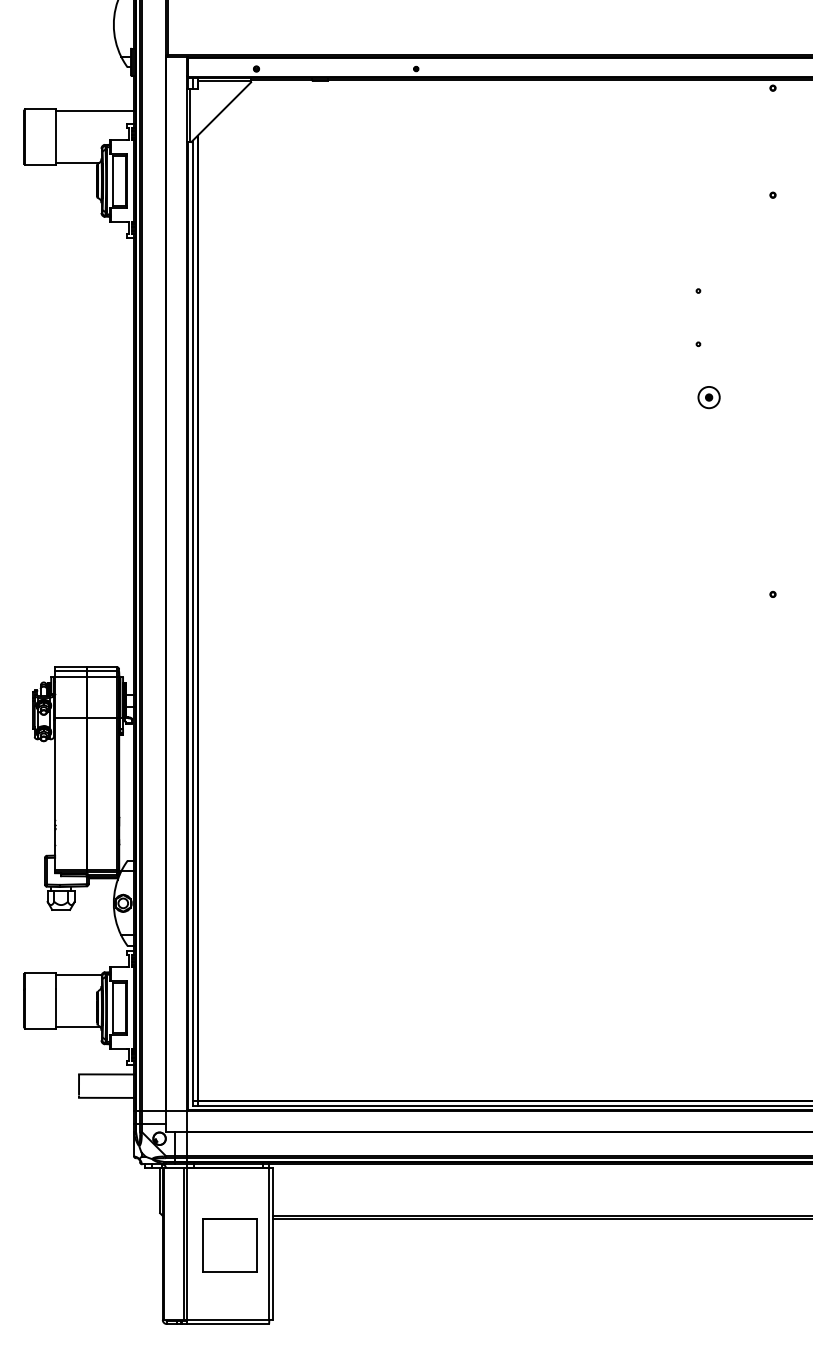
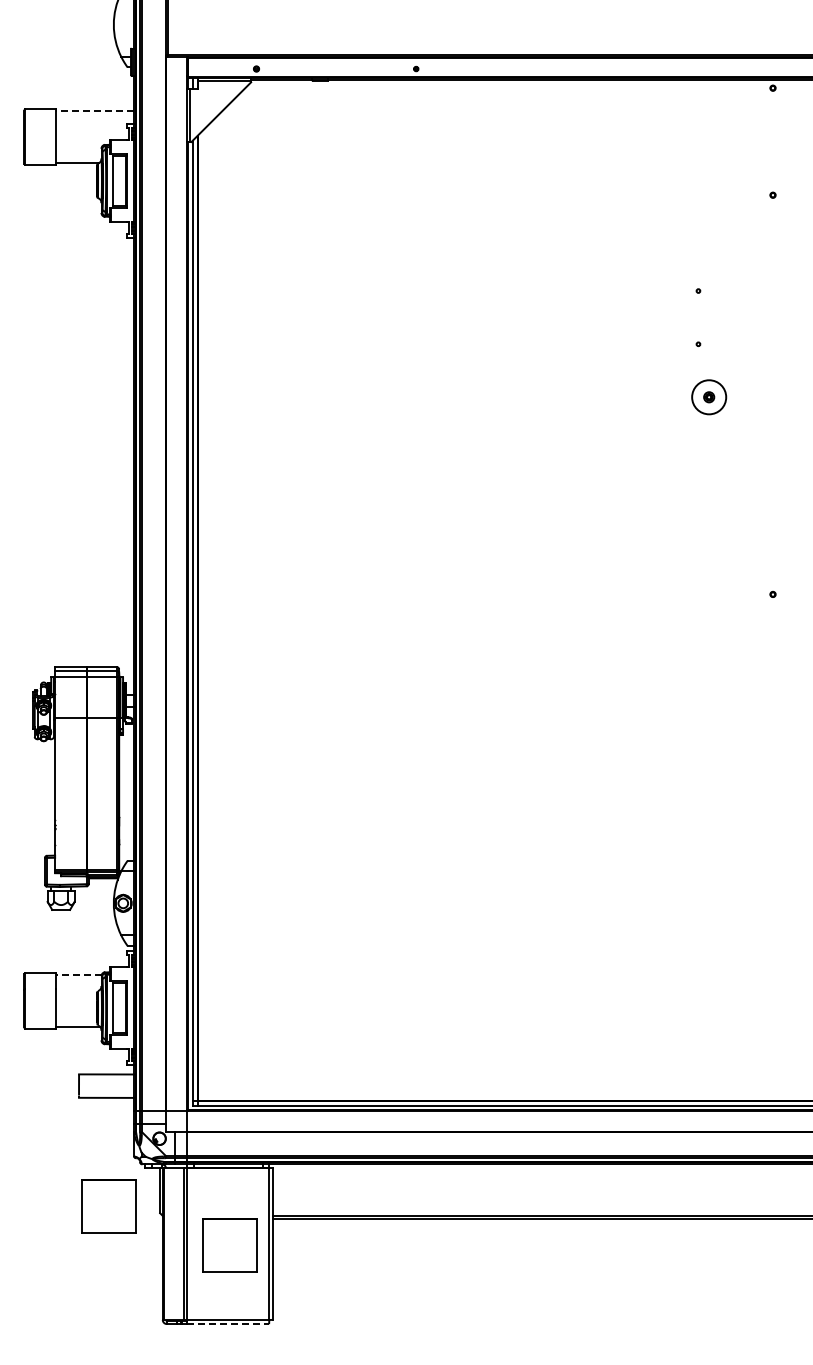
line: solid -> dashed (95, 111)
part size: 24x24 px -> 37x37 px (709, 397)
line: solid -> dashed (79, 974)
part: none -> present (108, 1206)
line: solid -> dashed (228, 1324)
